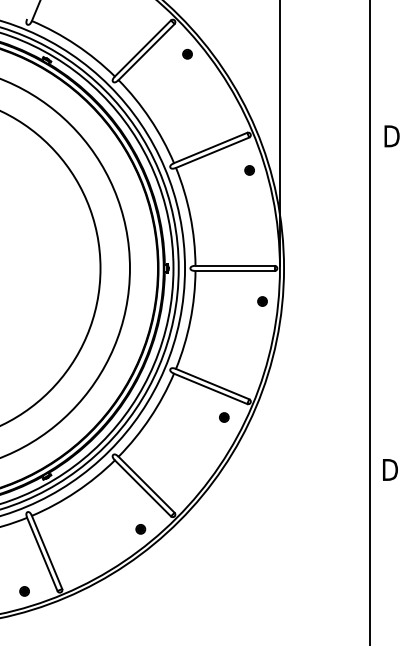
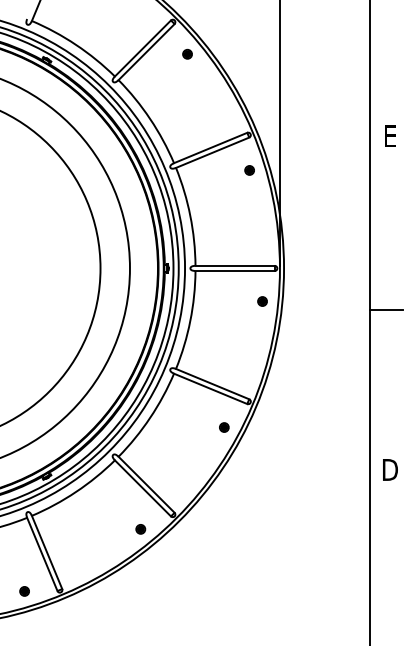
text: D -> E (391, 136)
line: none -> present (386, 309)
part position: (224, 417) -> (224, 427) (224, 427)
